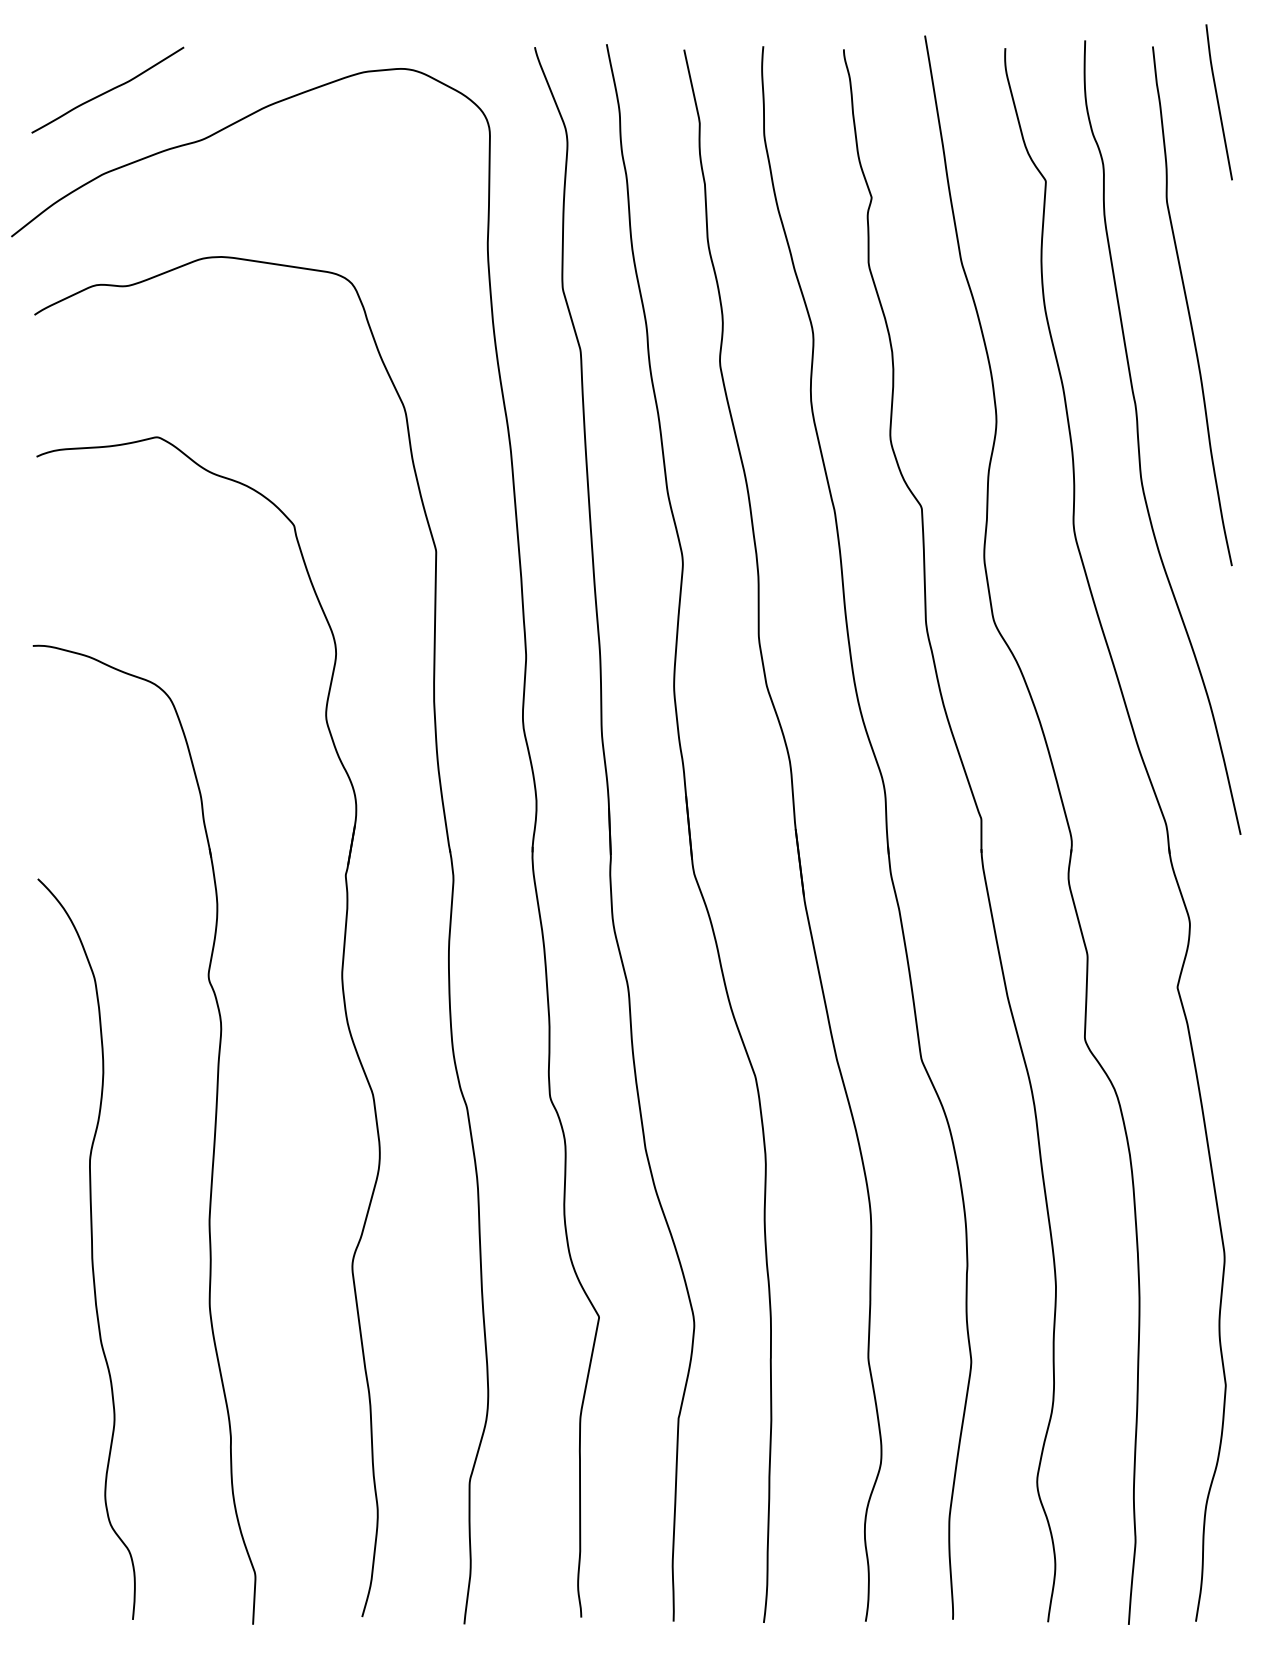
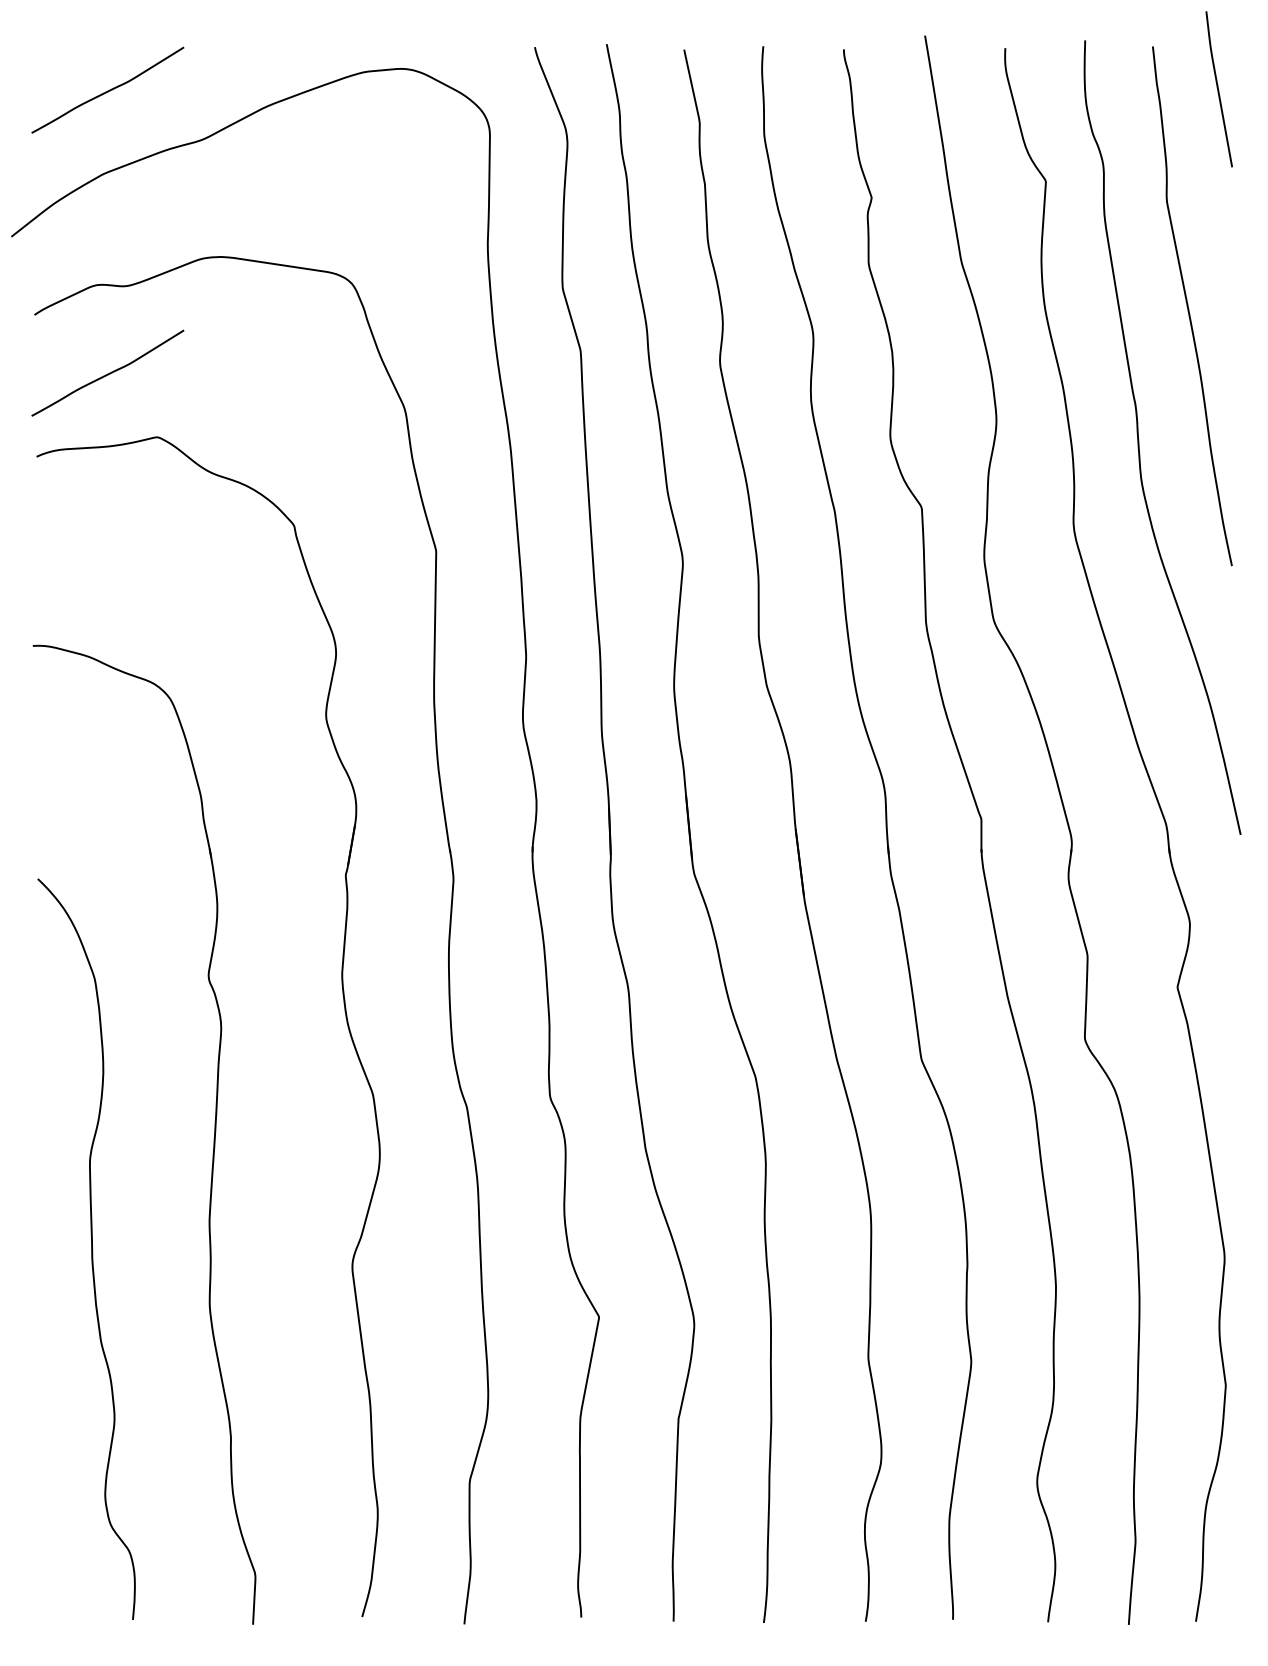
curve position: (1218, 102) -> (1218, 89) (1218, 89)
curve: none -> present (107, 373)
